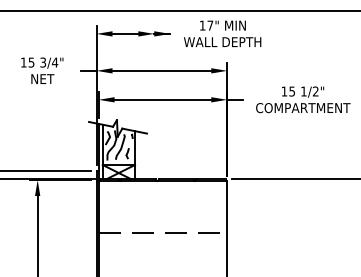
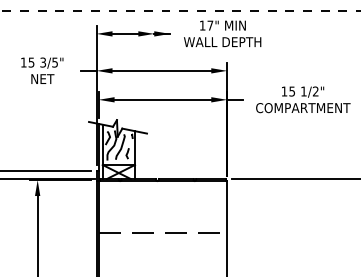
line: solid -> dashed (180, 11)
text: 3/4" -> 3/5" (54, 62)
